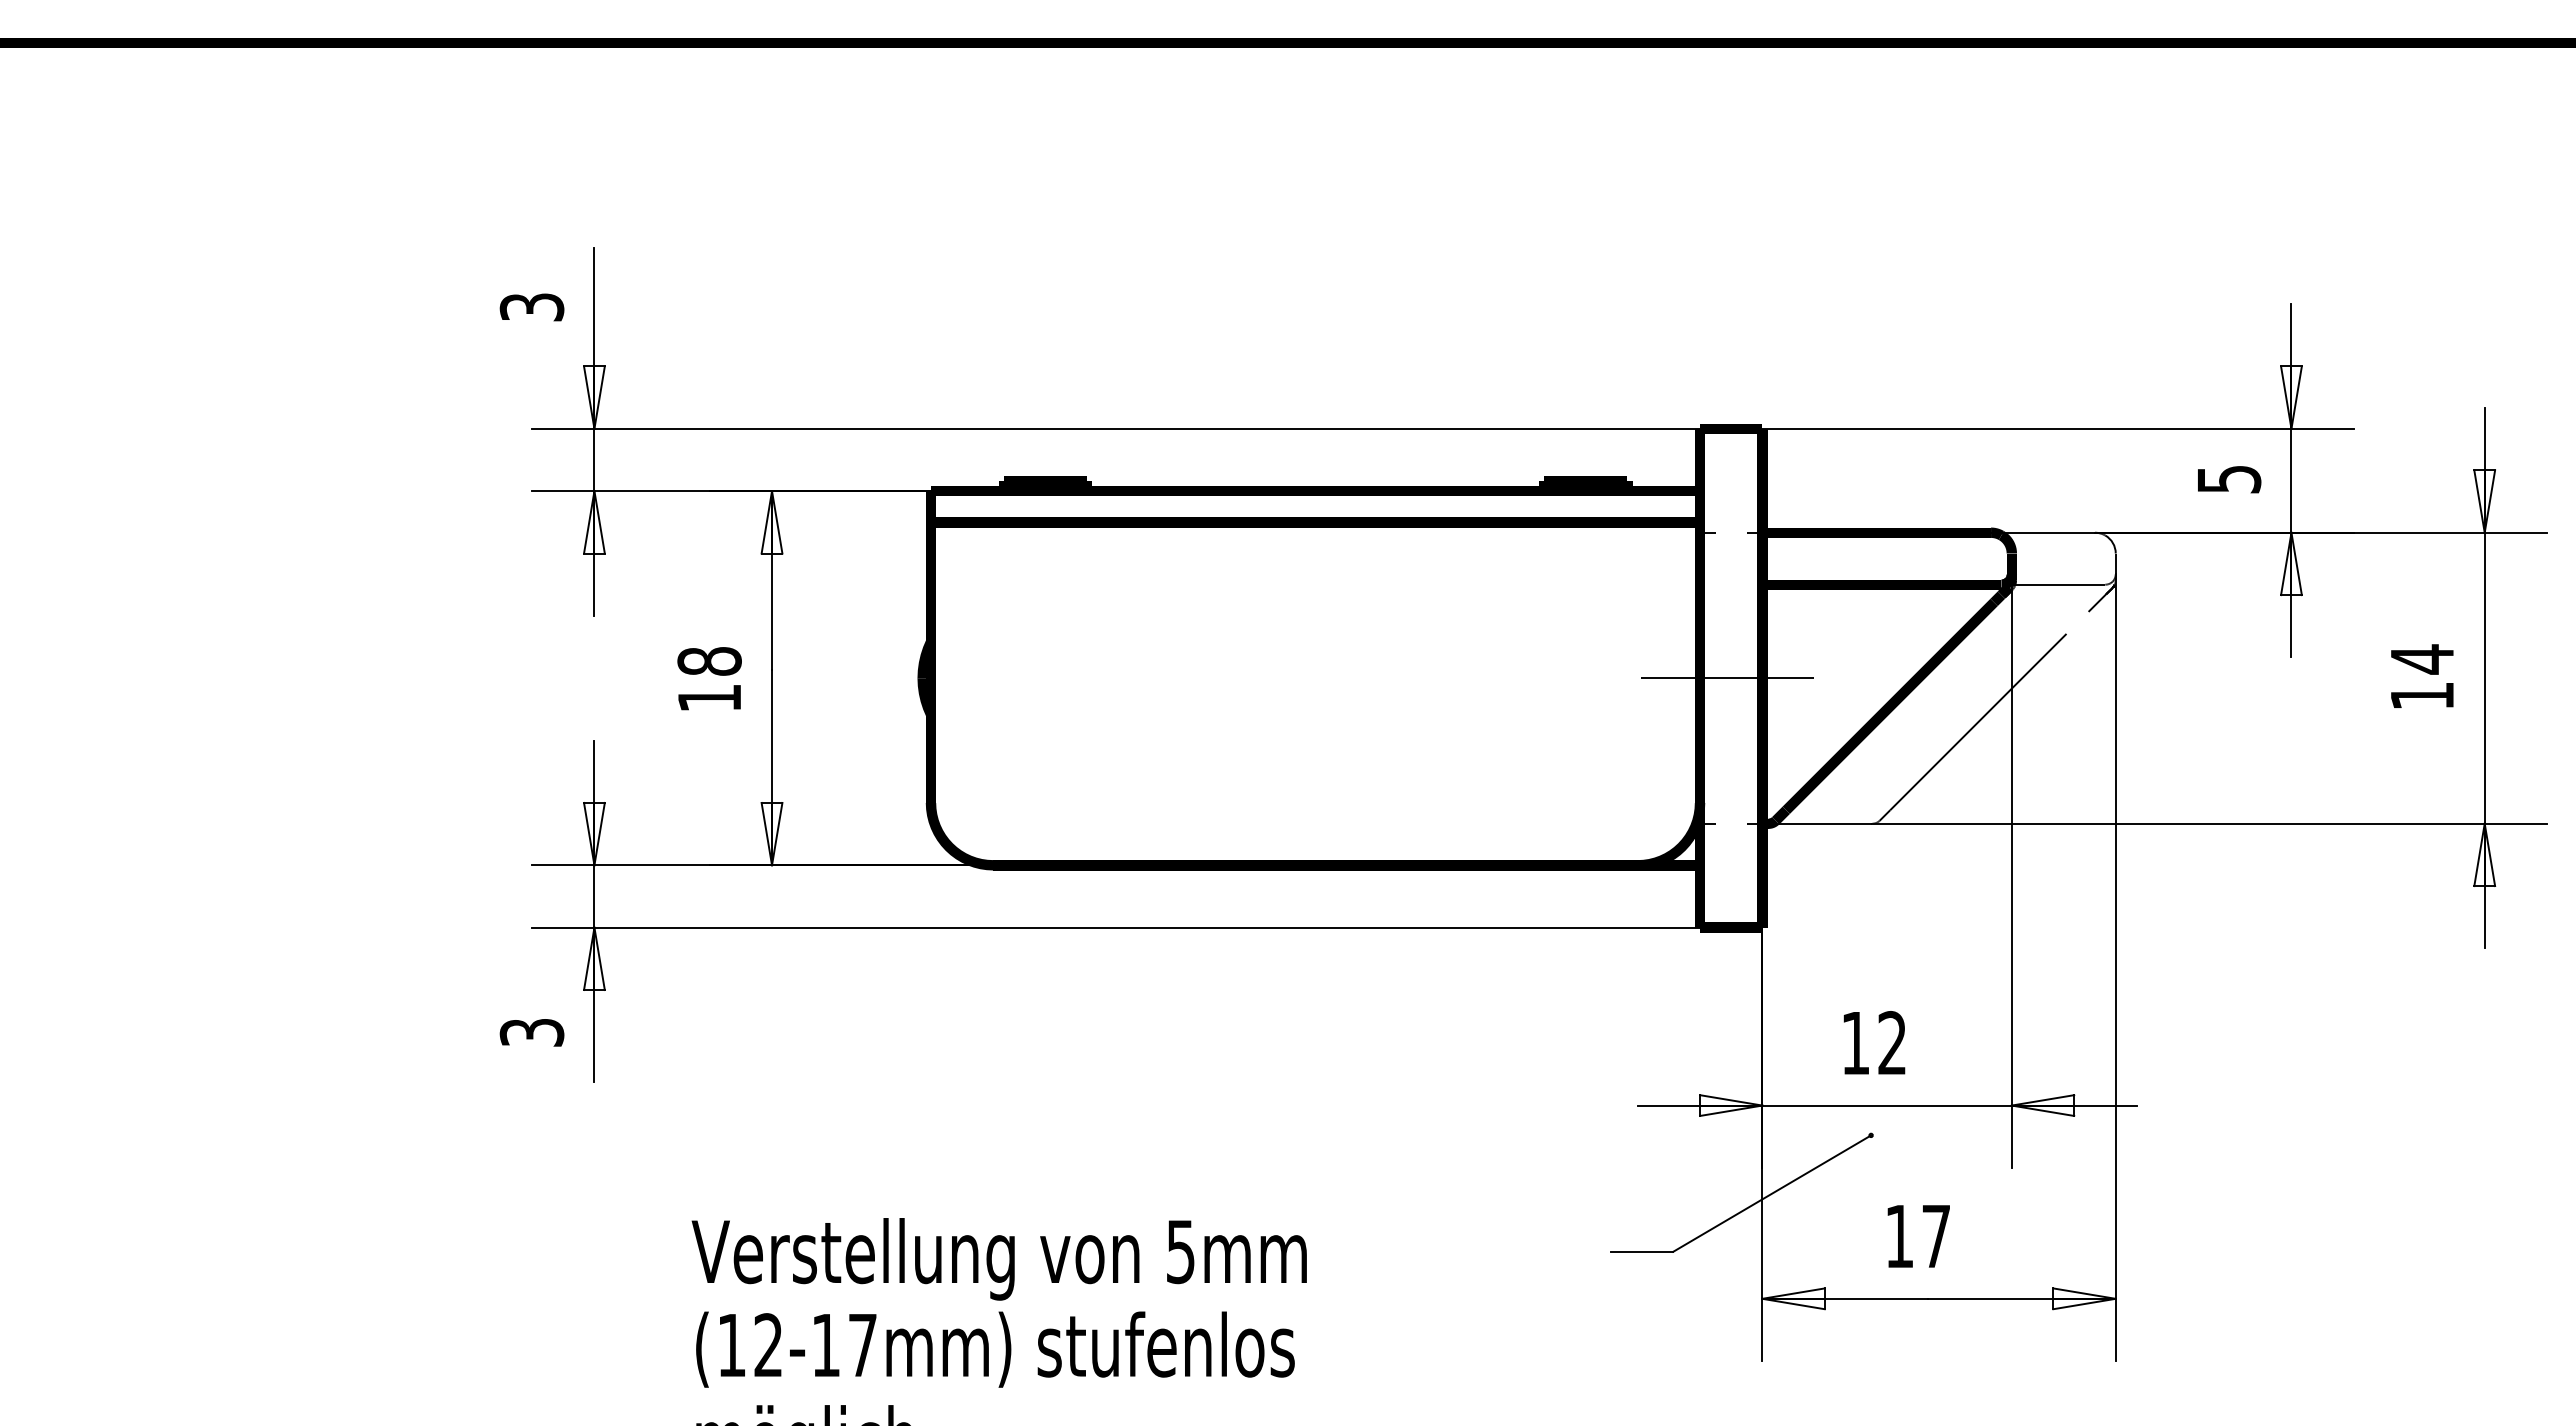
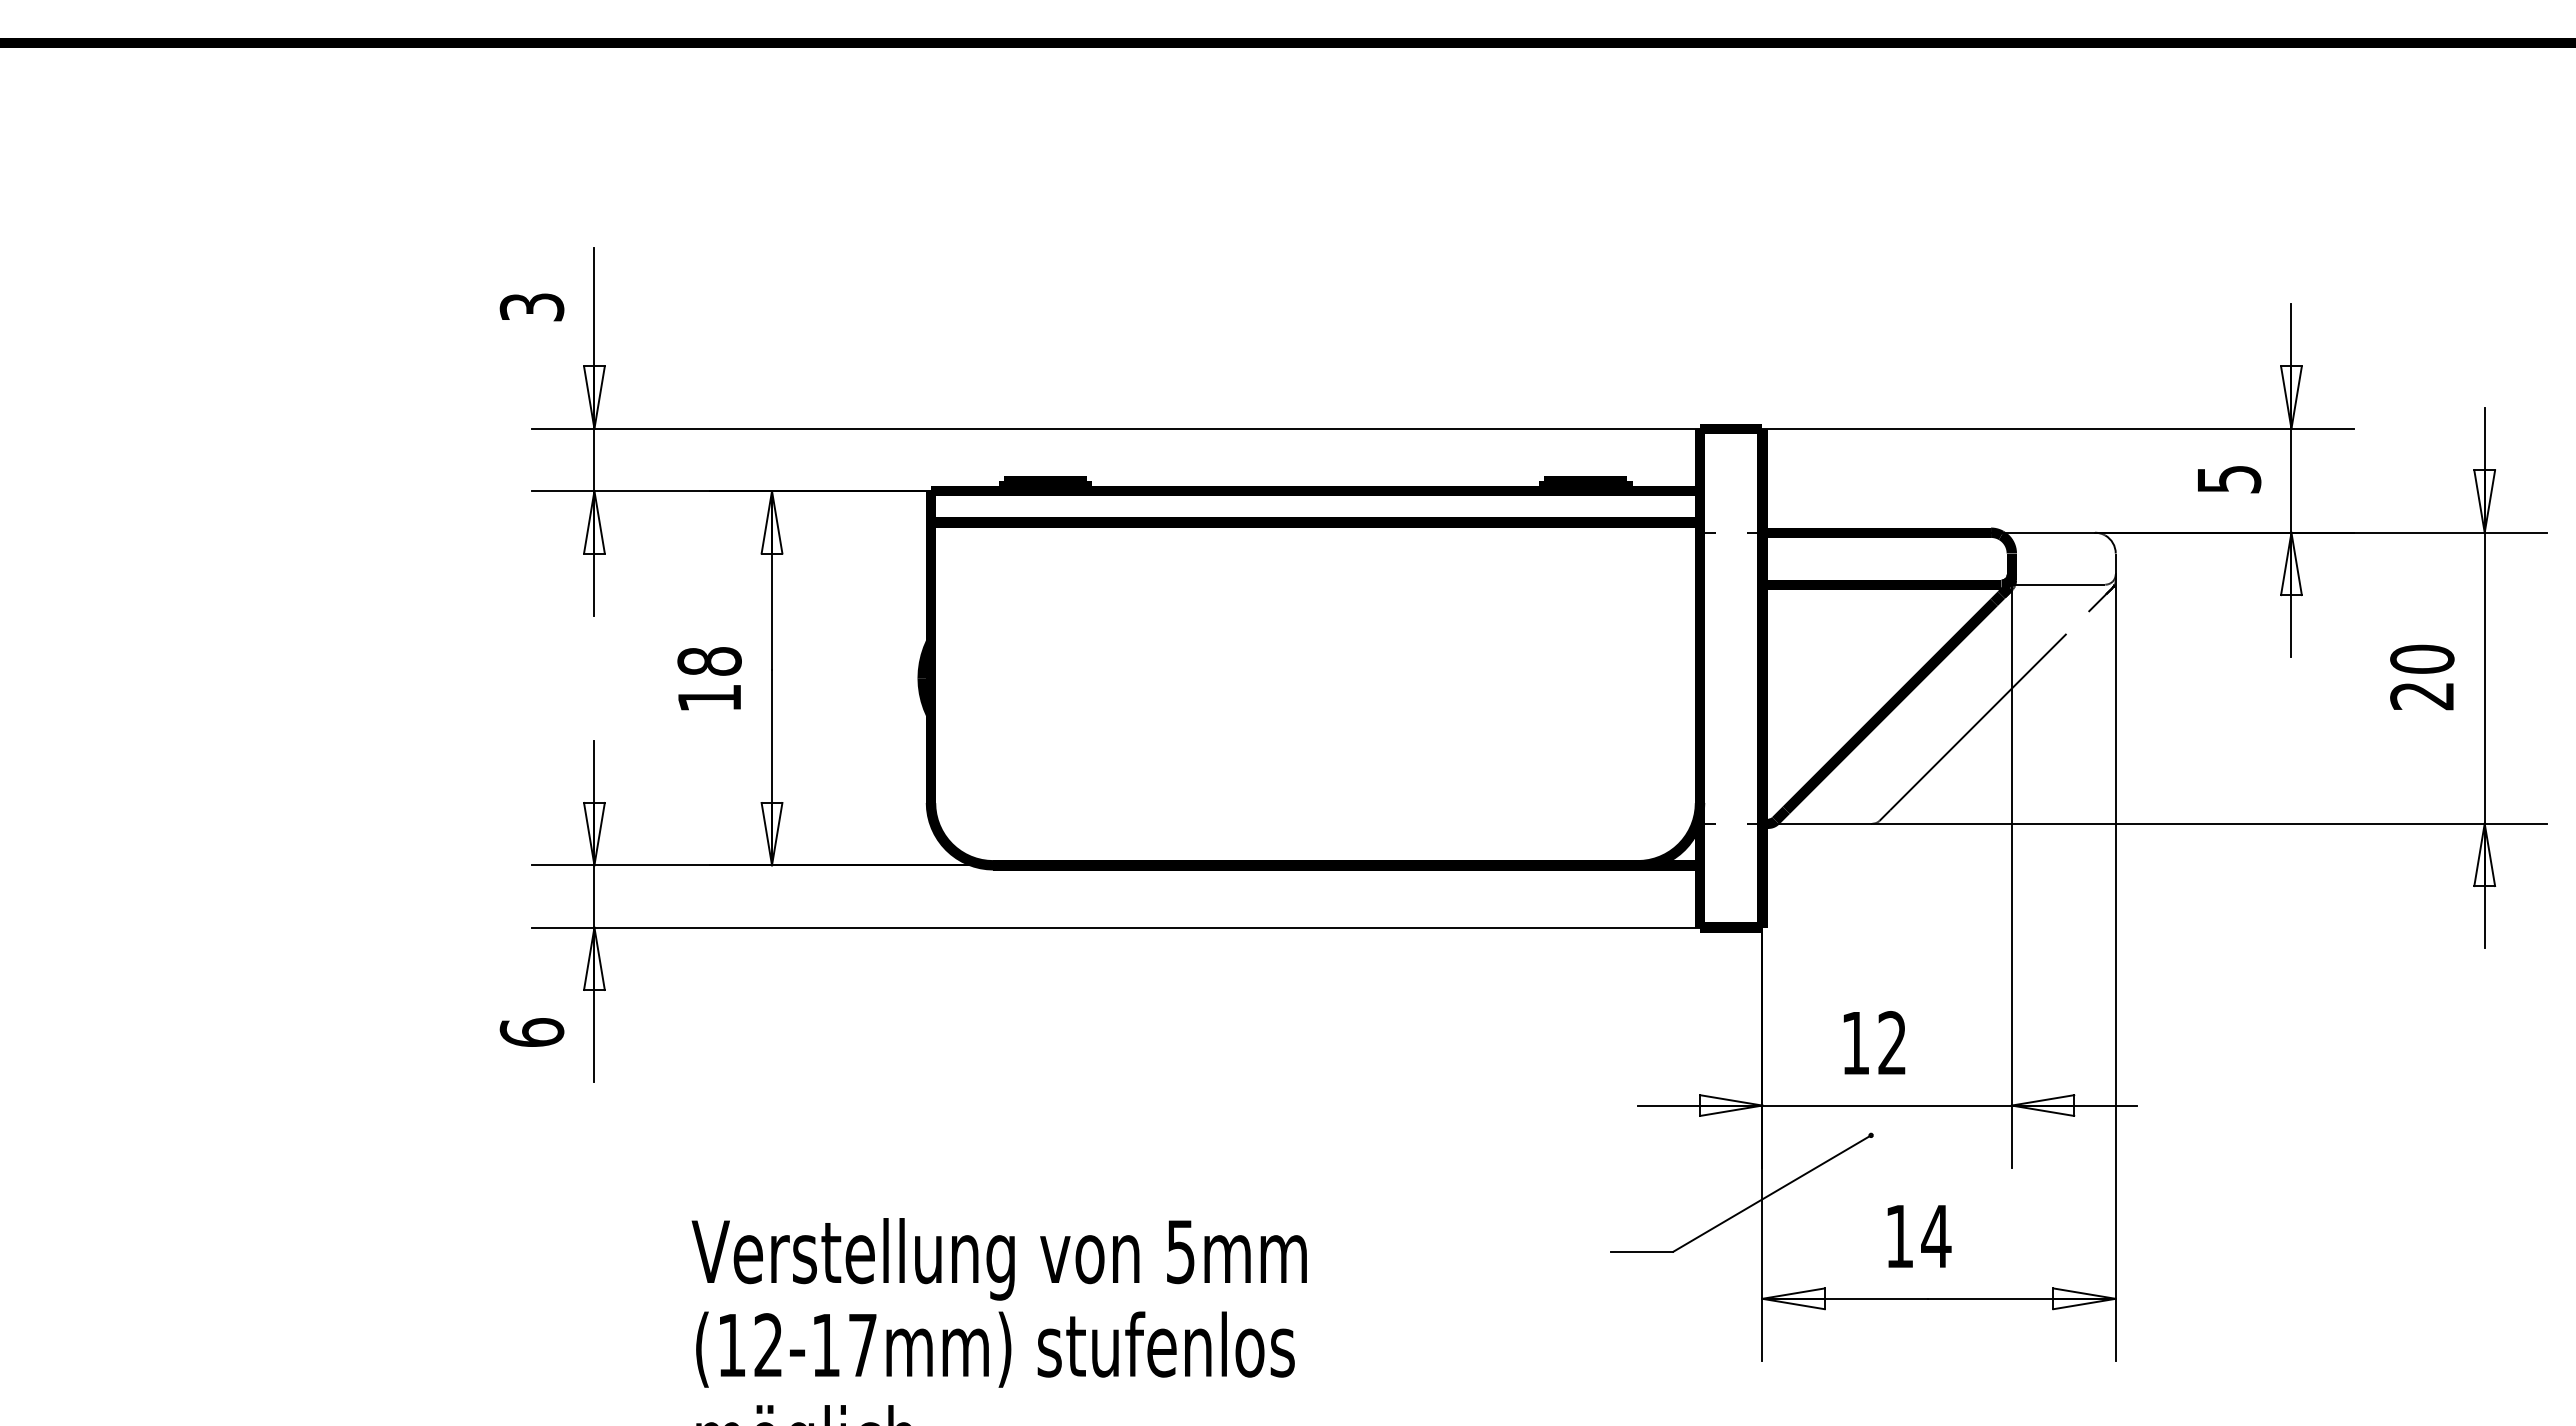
text: 14 -> 20 (2422, 677)
line: present -> none (1726, 678)
text: 3 -> 6 (531, 1032)
text: 17 -> 14 (1936, 1236)
